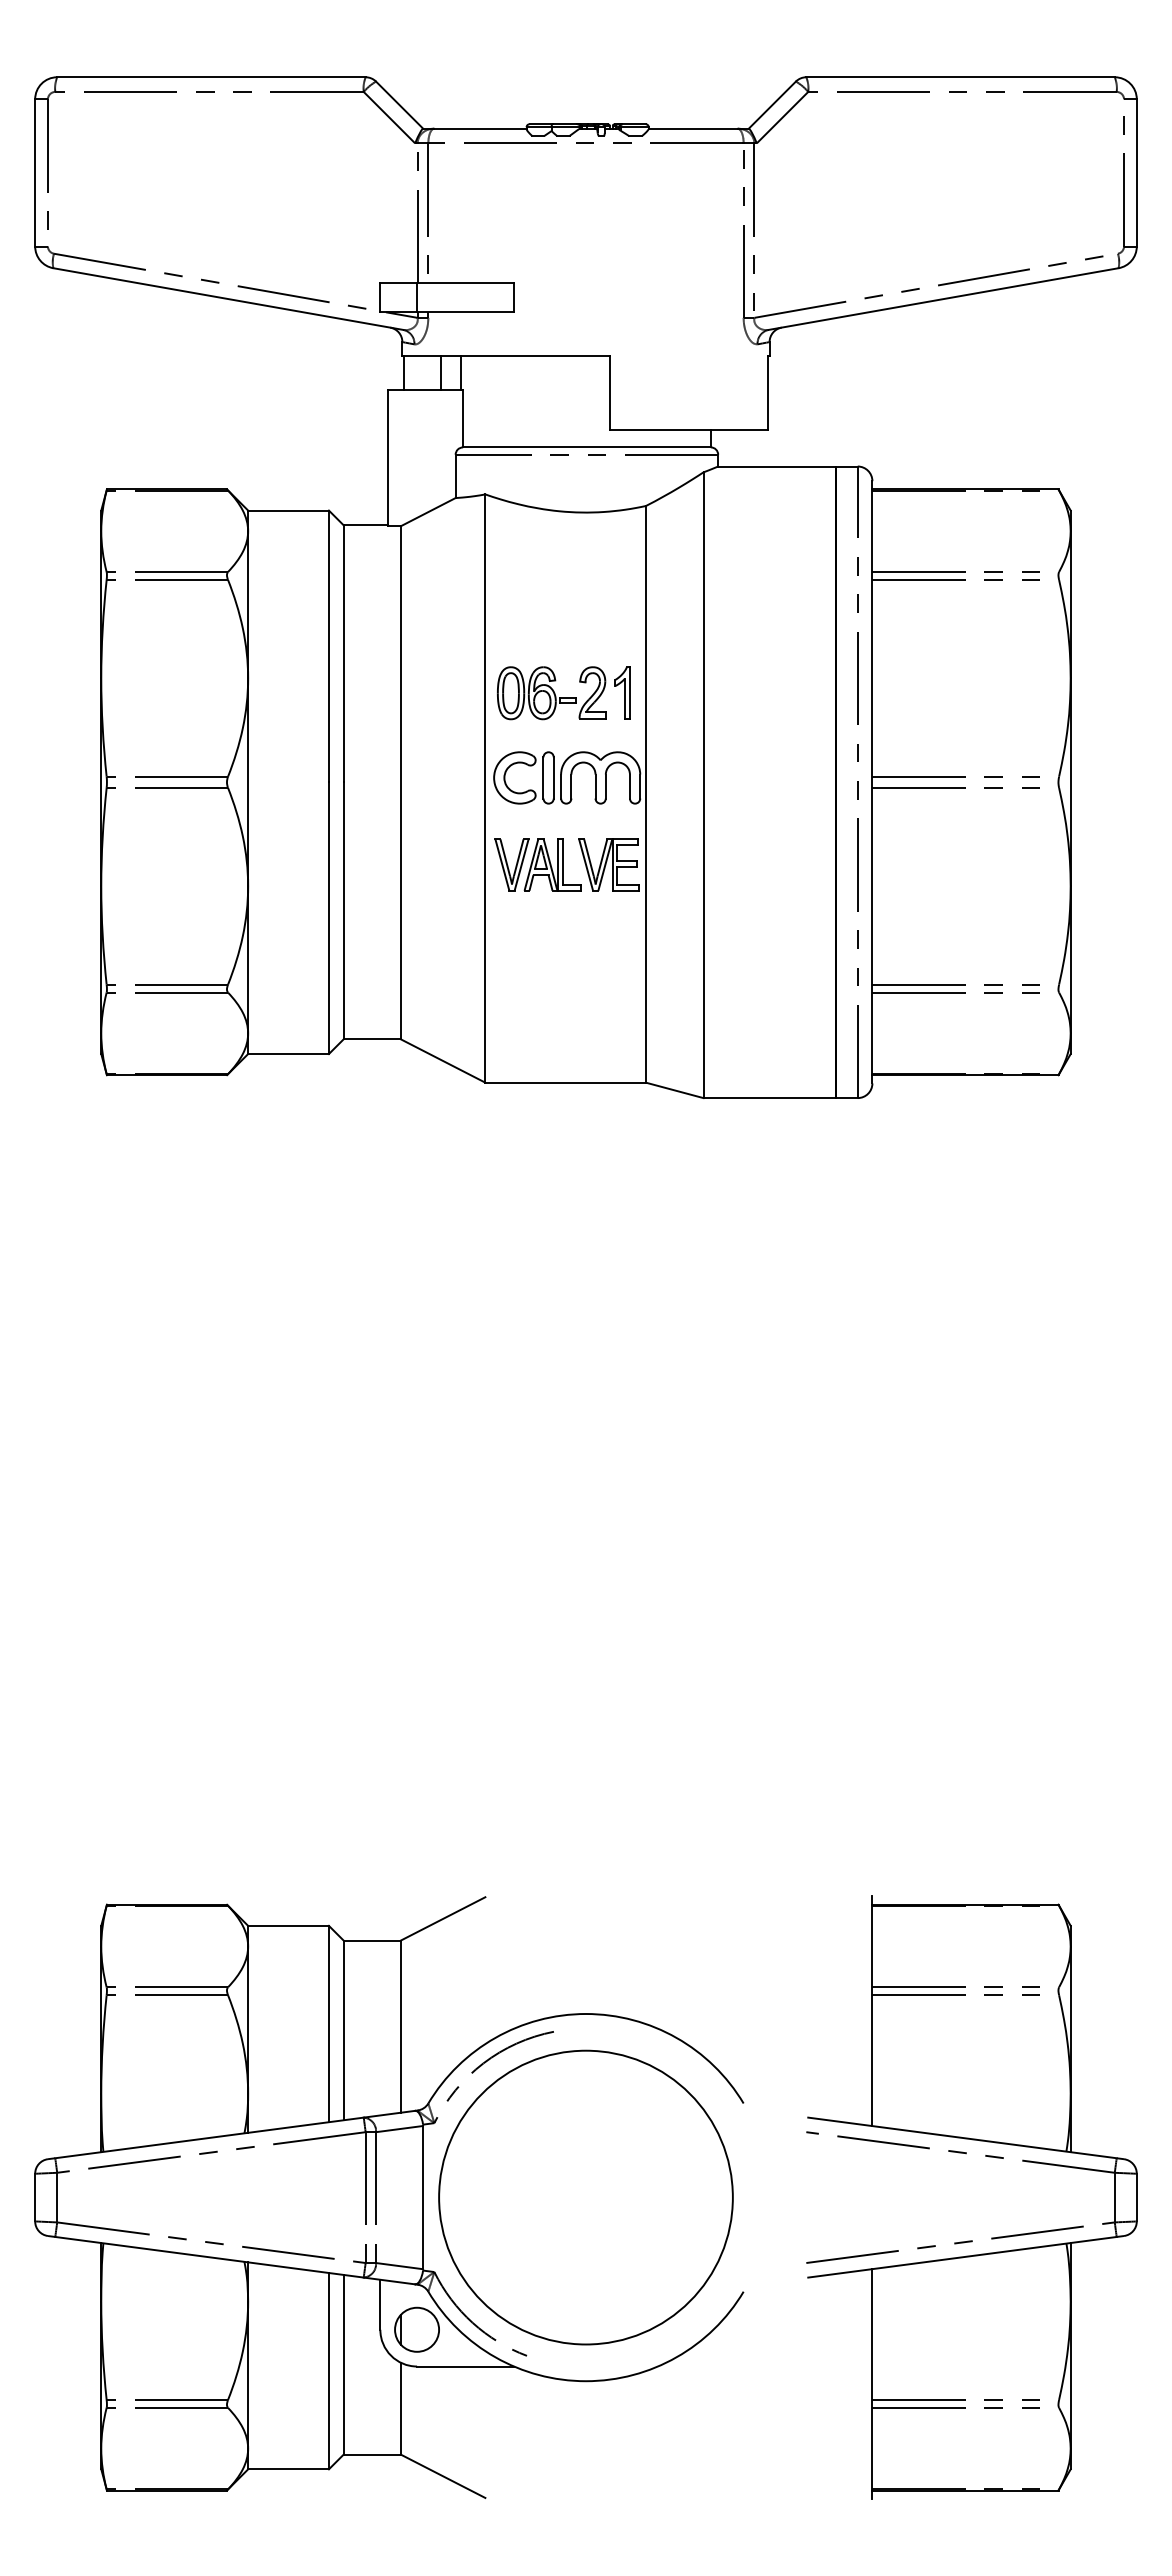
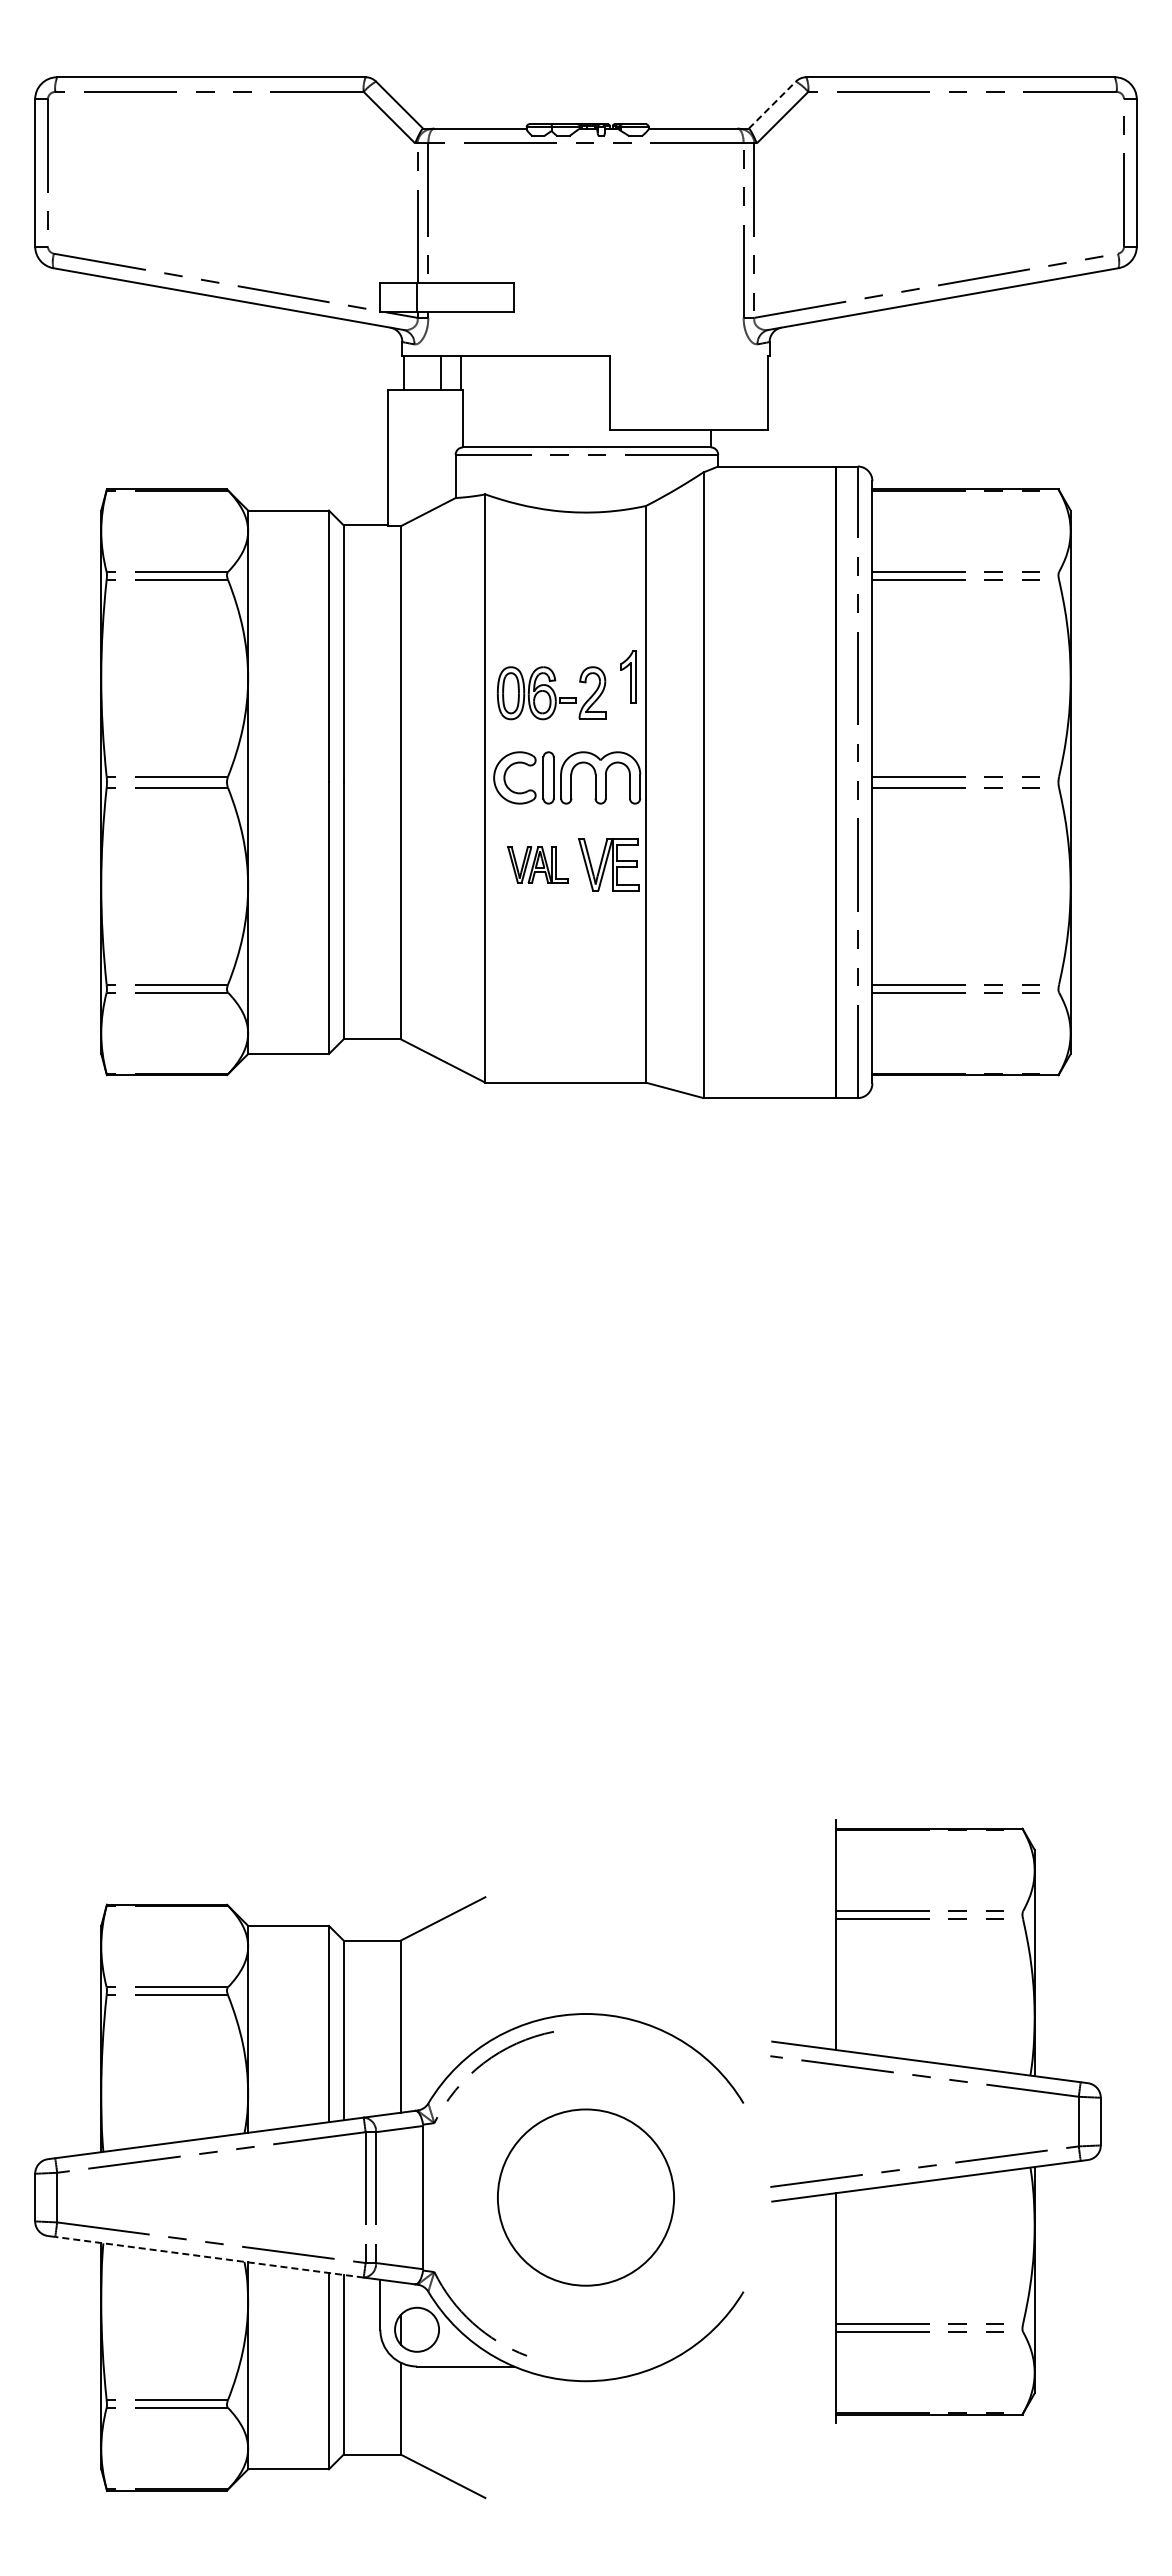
line: solid -> dashed (772, 104)
part position: (622, 692) -> (628, 676) (628, 676)
part size: 88x54 px -> 62x38 px (537, 864)
circle diameter: 294 px -> 176 px (585, 2197)
part position: (971, 2240) -> (935, 2164) (935, 2164)
line: solid -> dashed (209, 2257)
